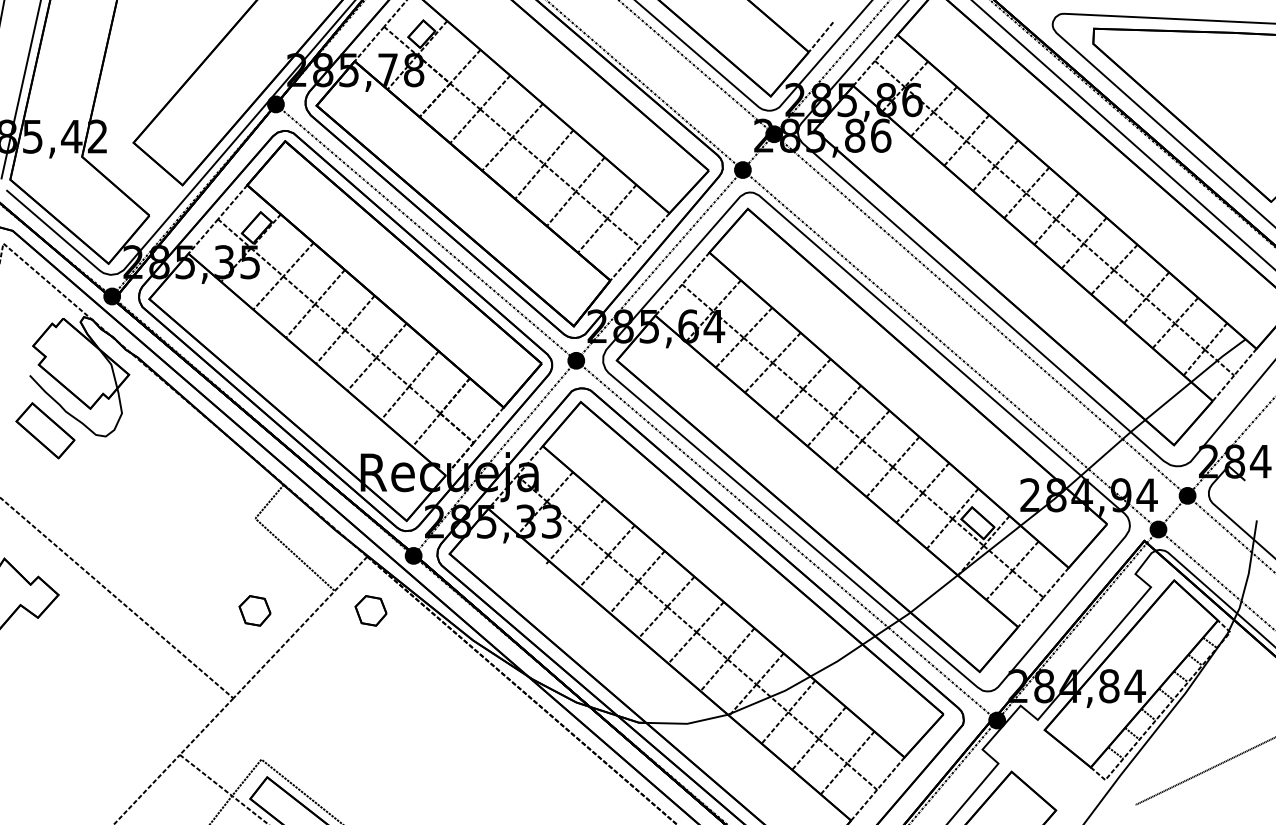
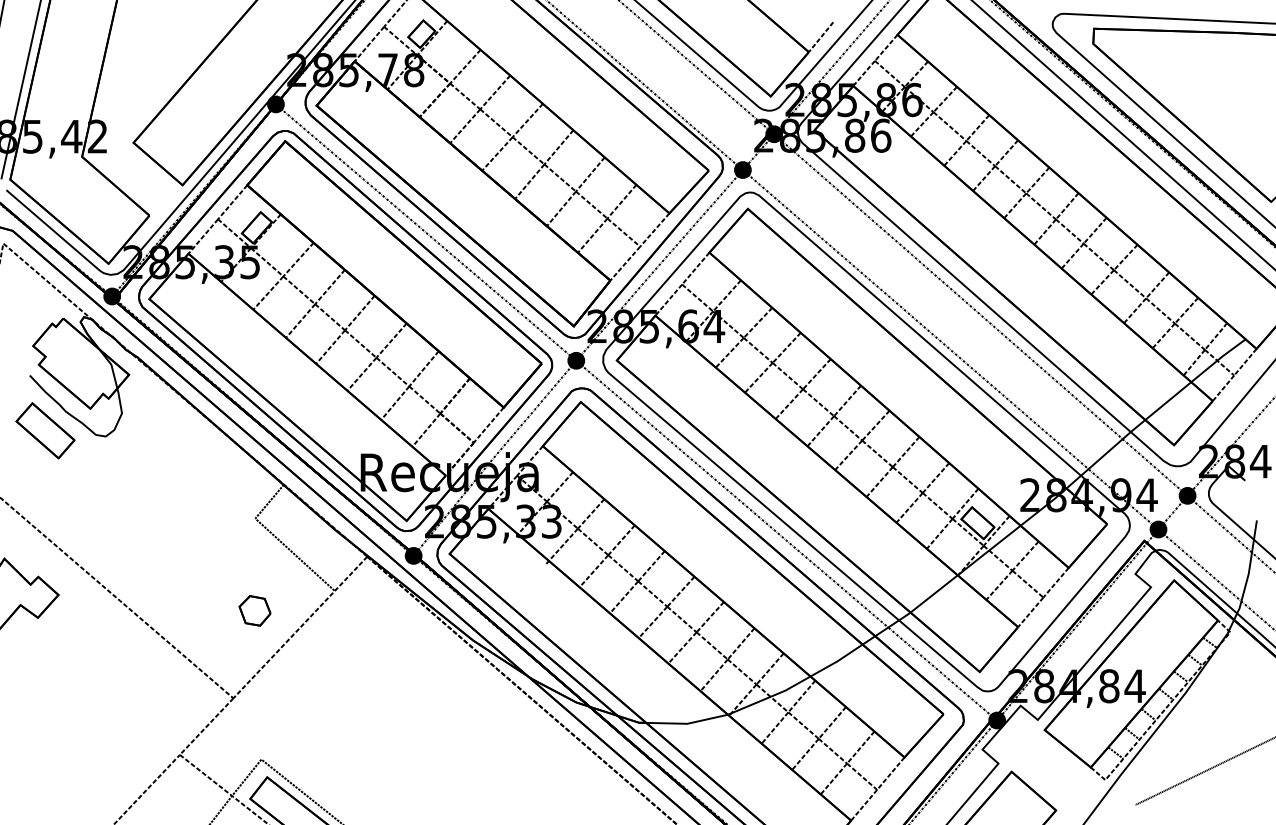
part: present -> none (370, 610)
